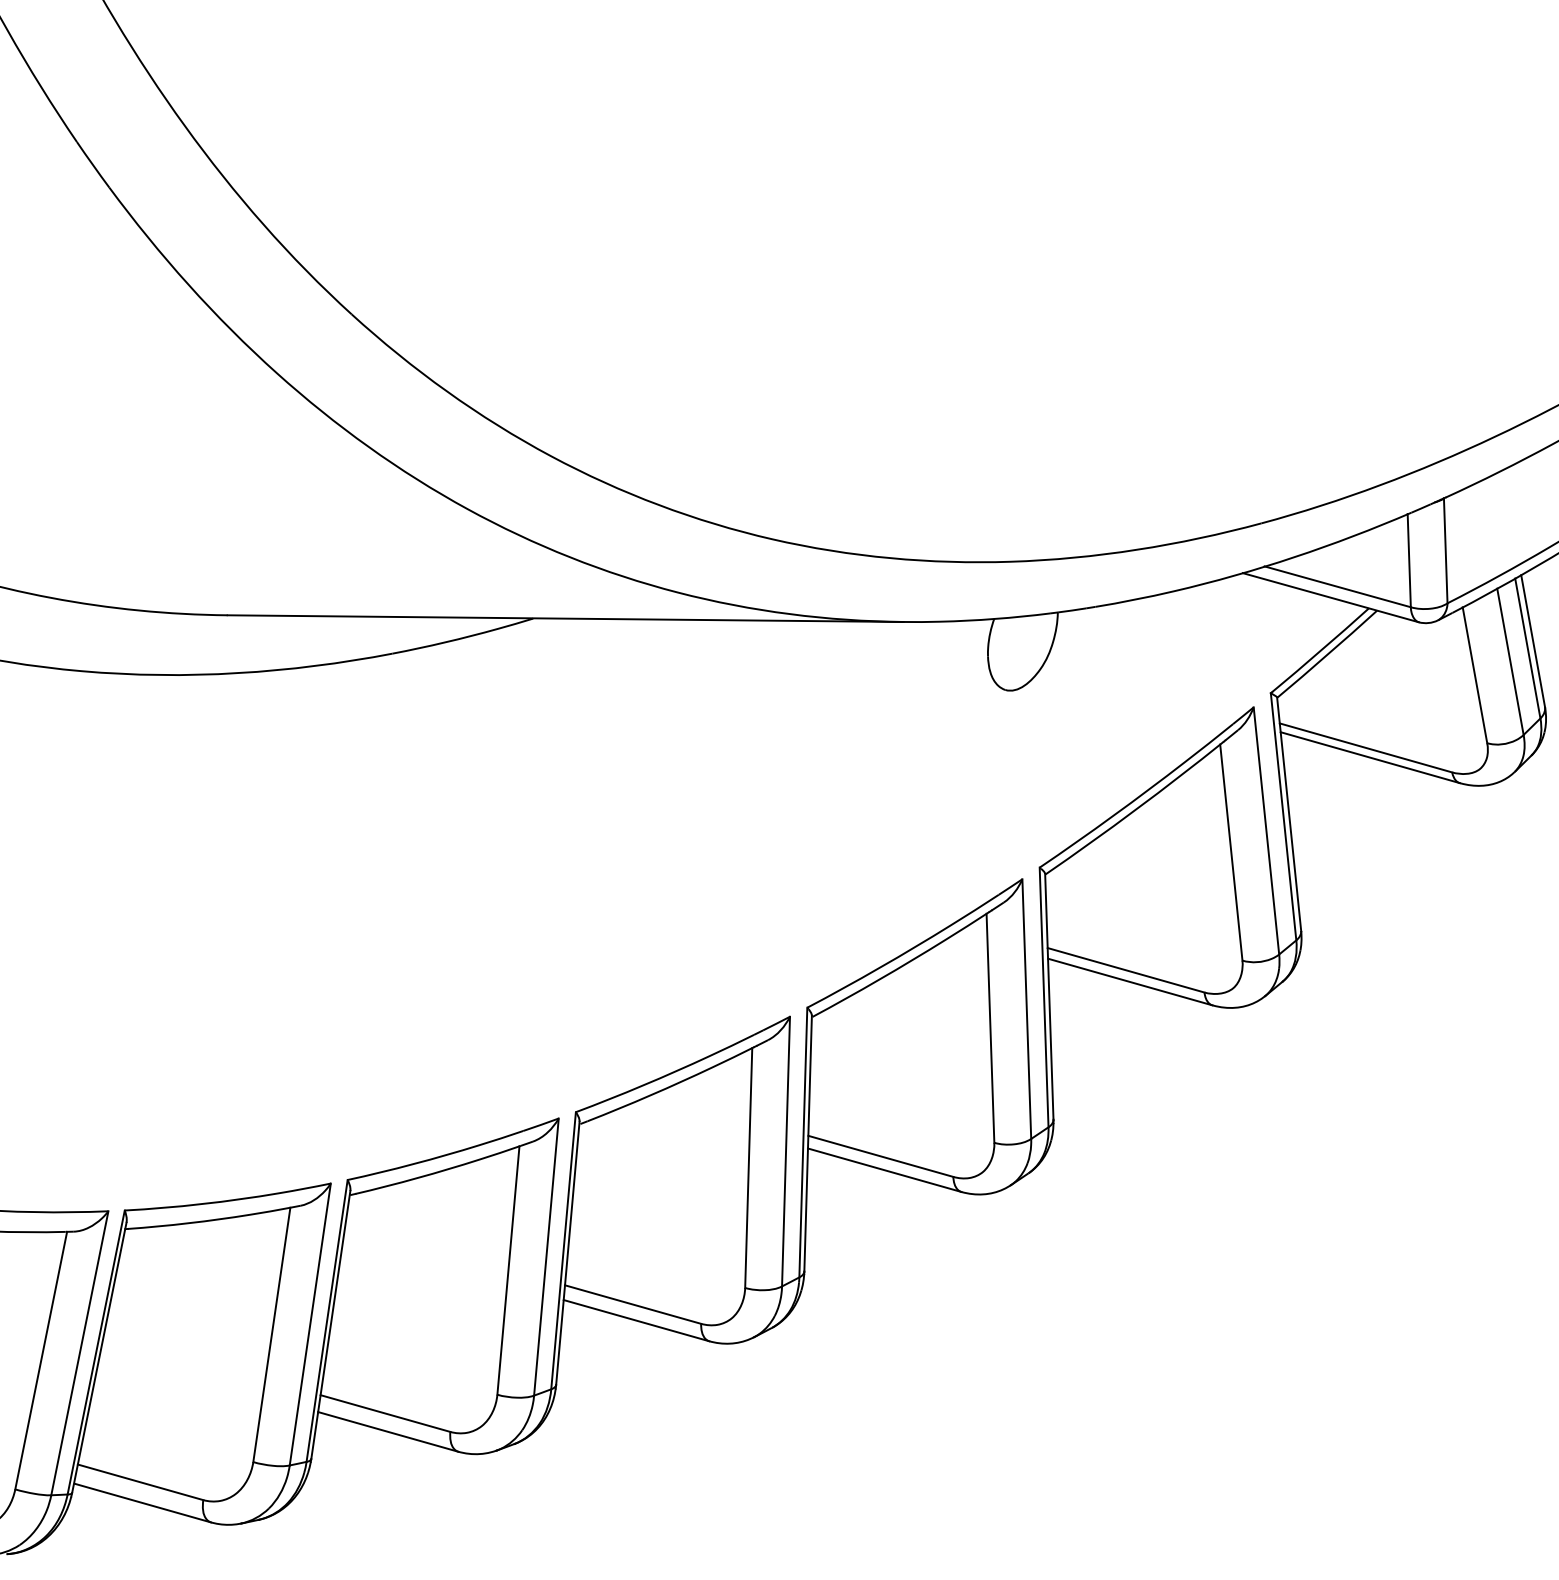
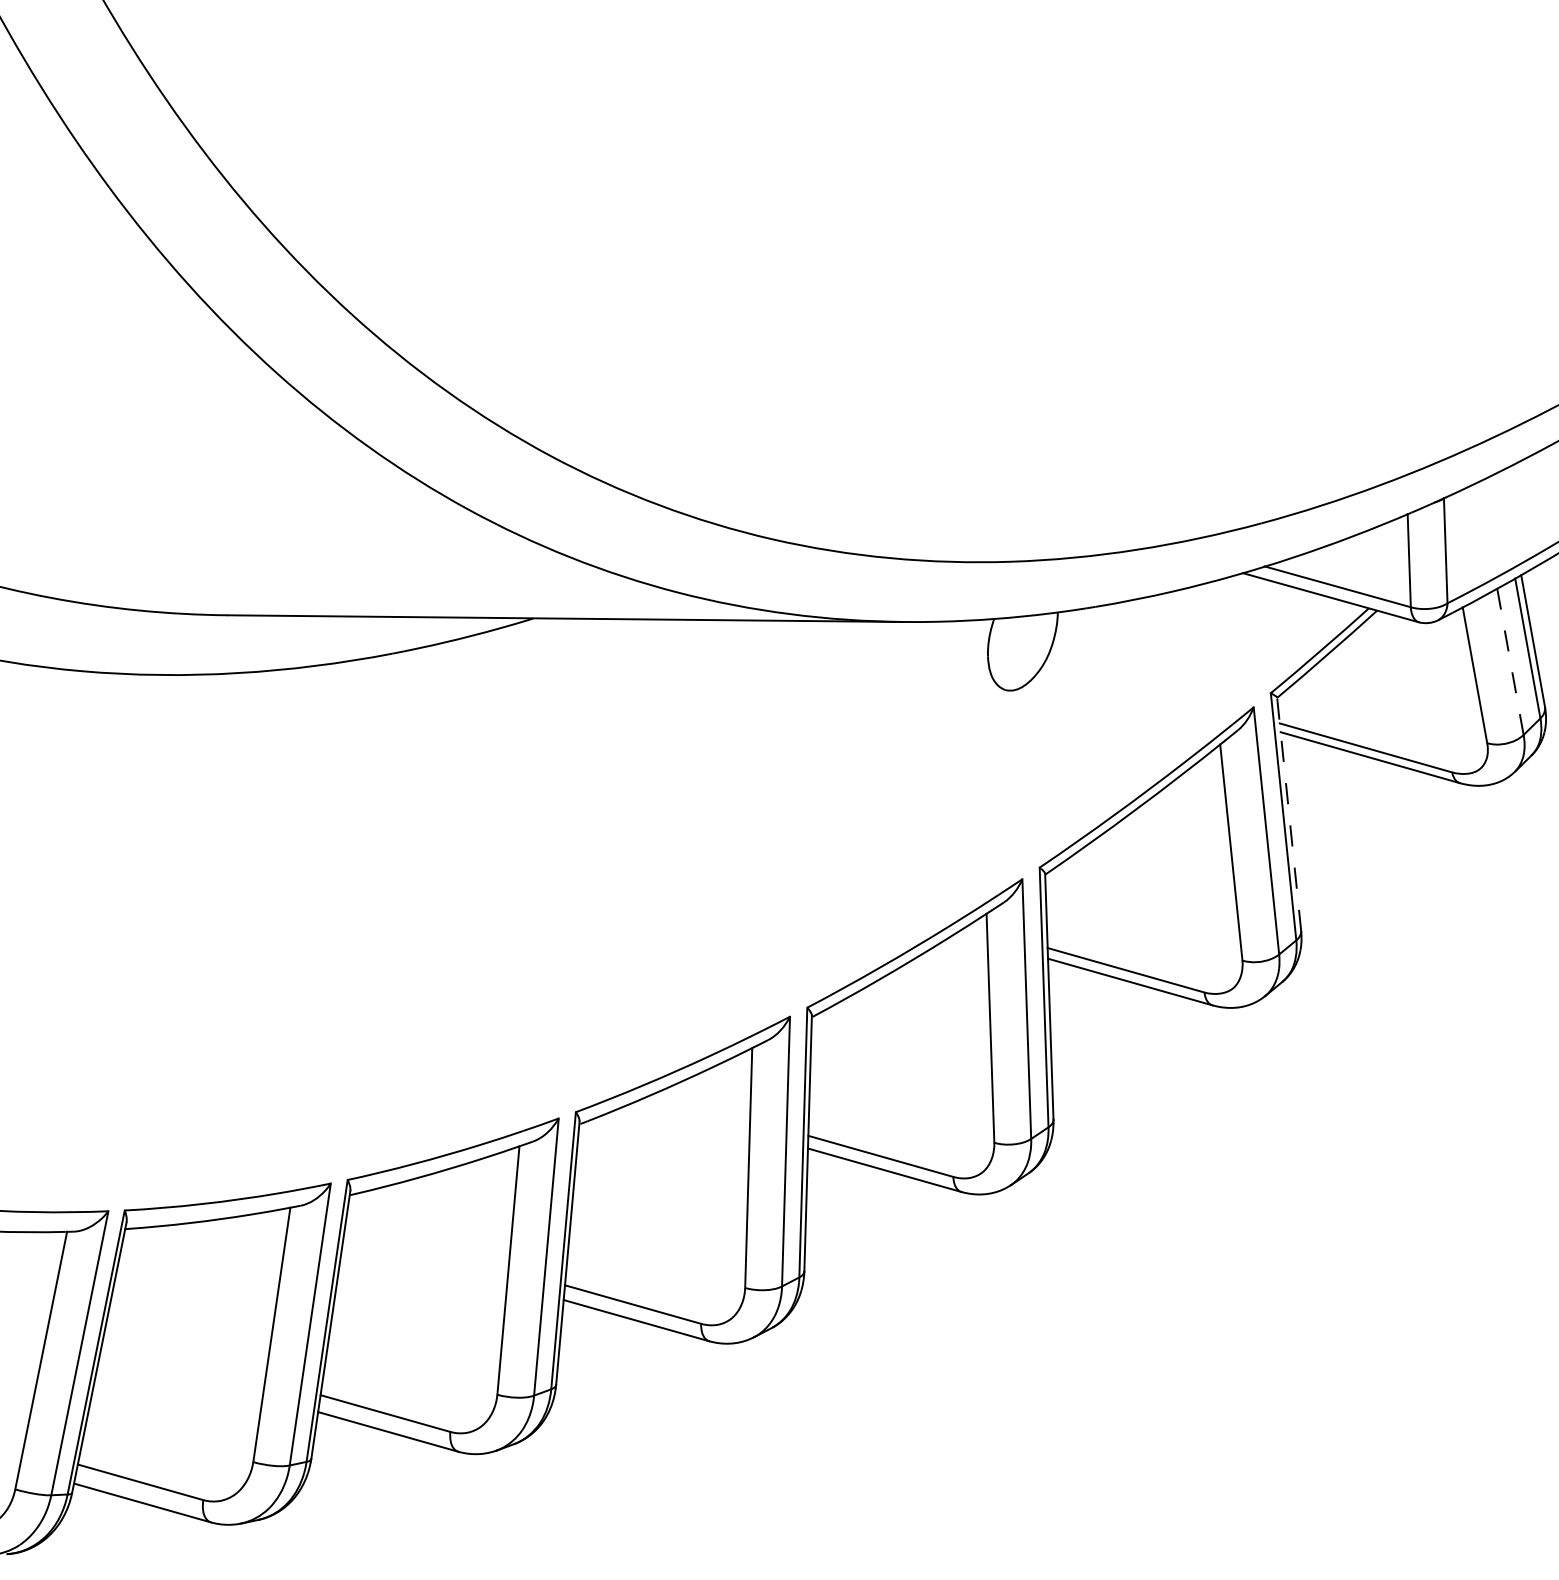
line: solid -> dashed (1510, 662)
line: solid -> dashed (1289, 813)
